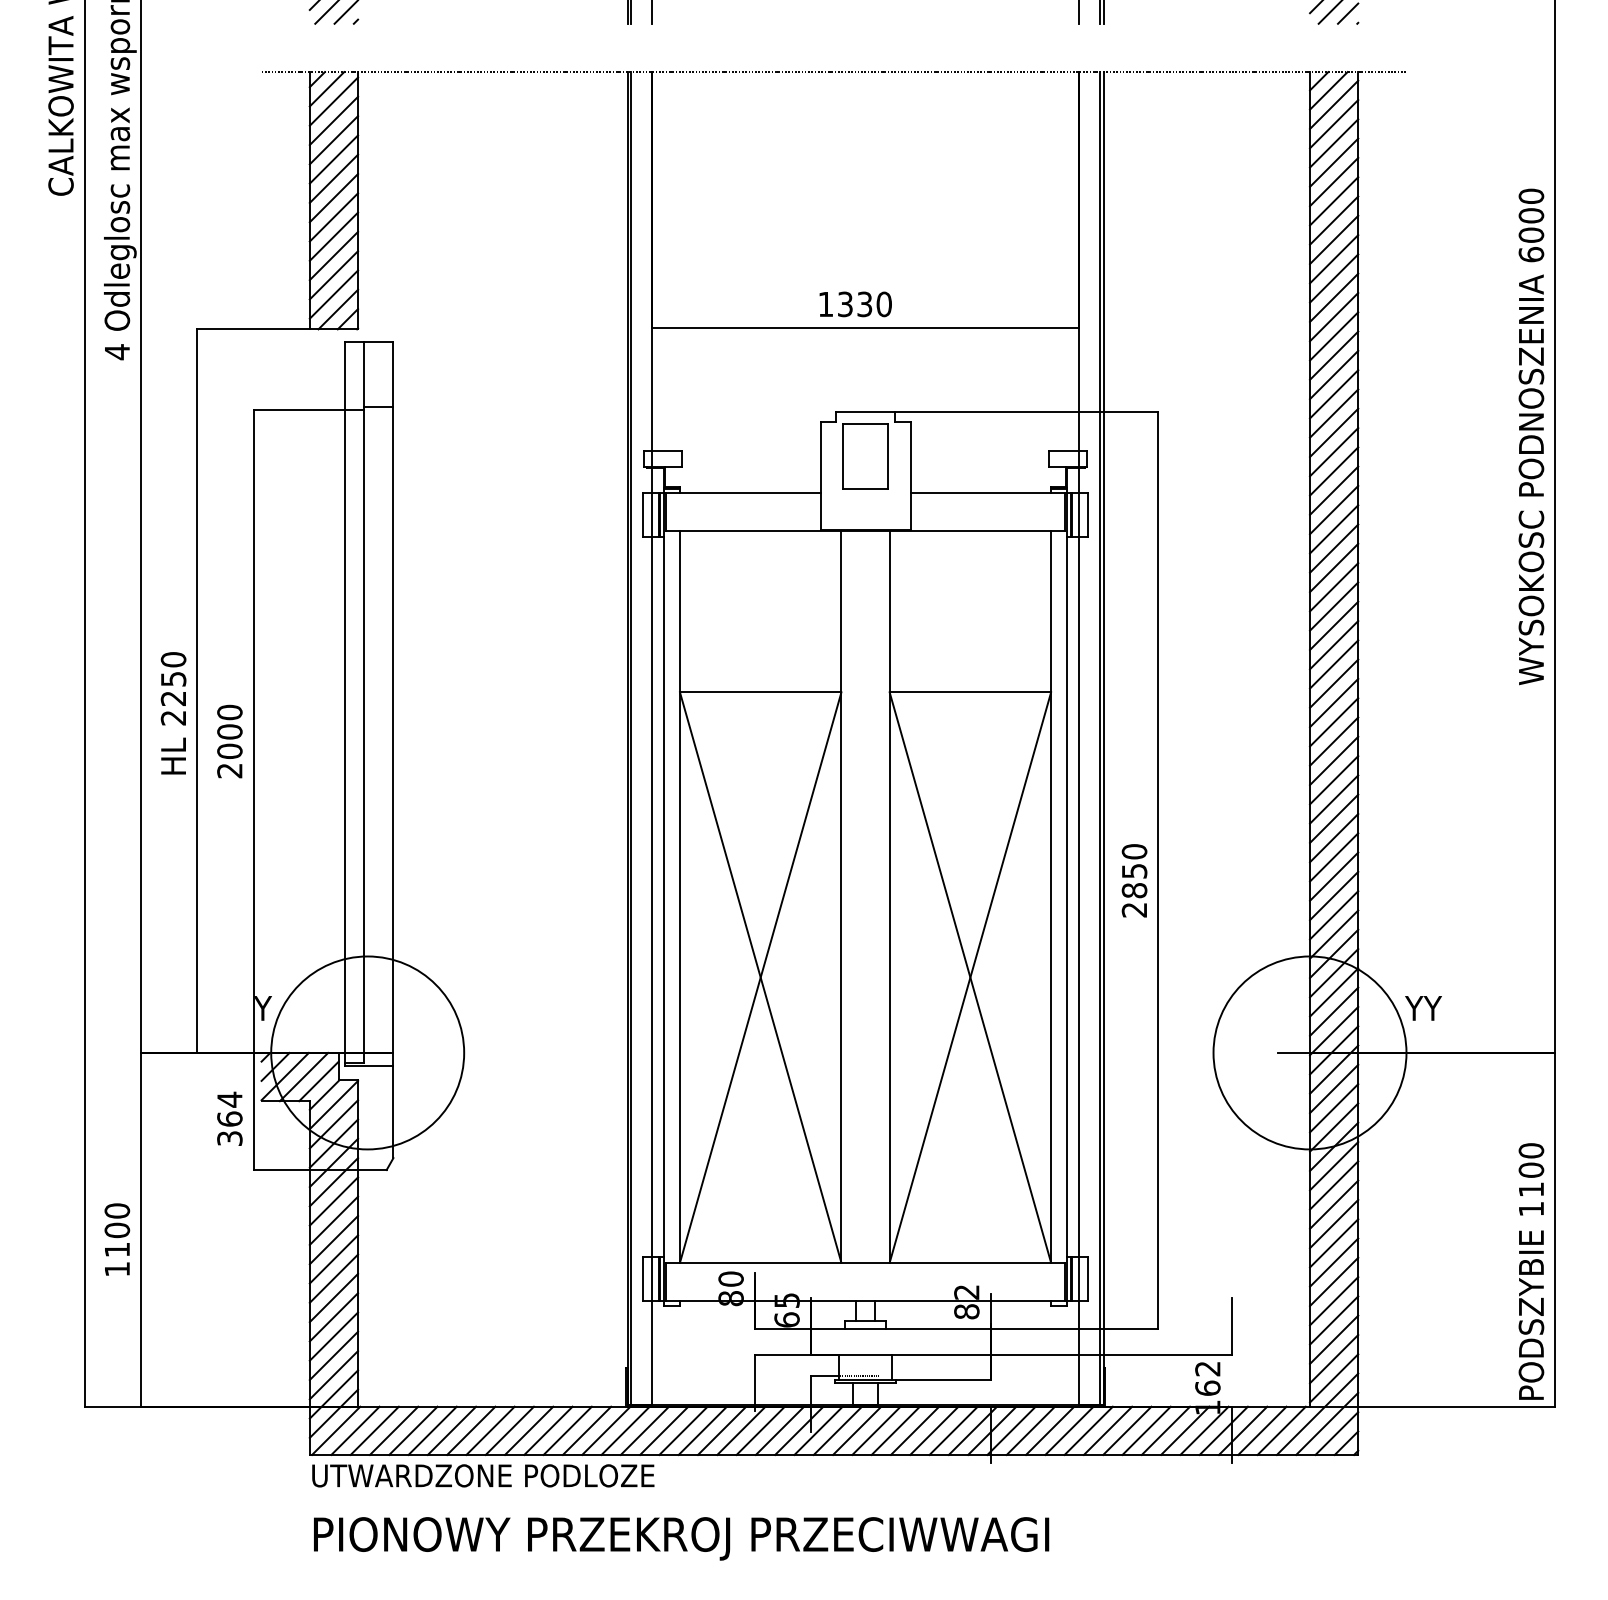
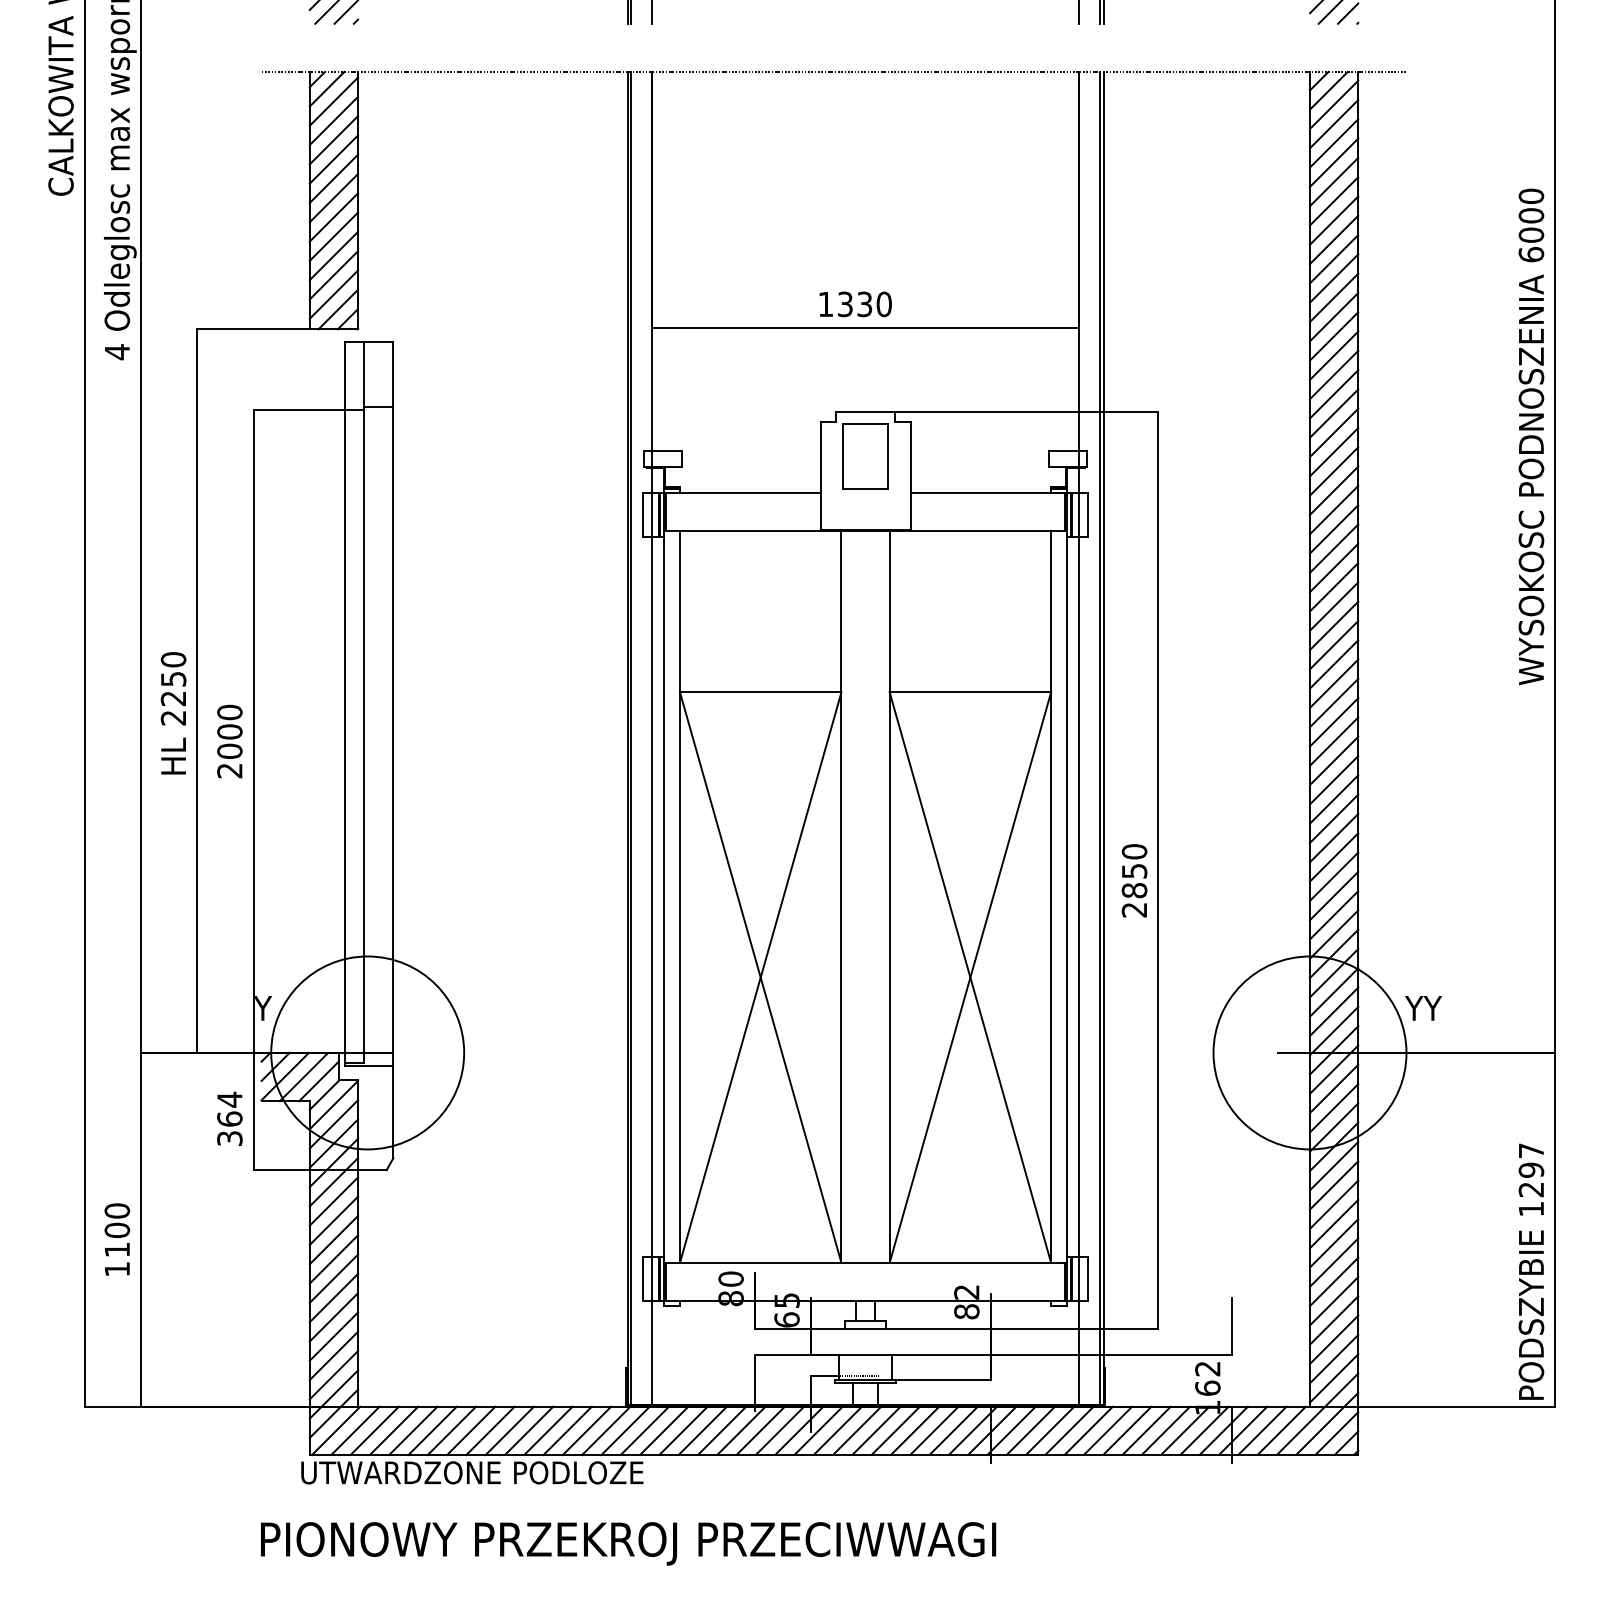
text: 1100 -> 1297 (1531, 1170)
text position: (483, 1475) -> (472, 1472) (472, 1472)
text position: (681, 1538) -> (628, 1543) (628, 1543)
